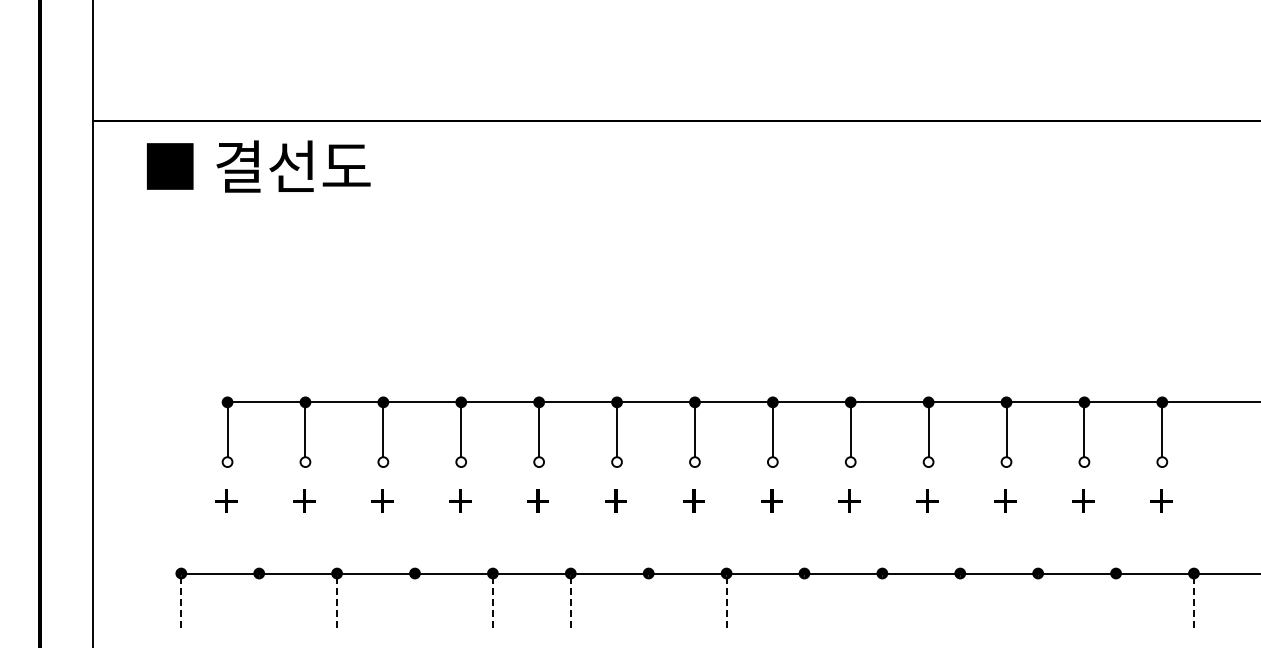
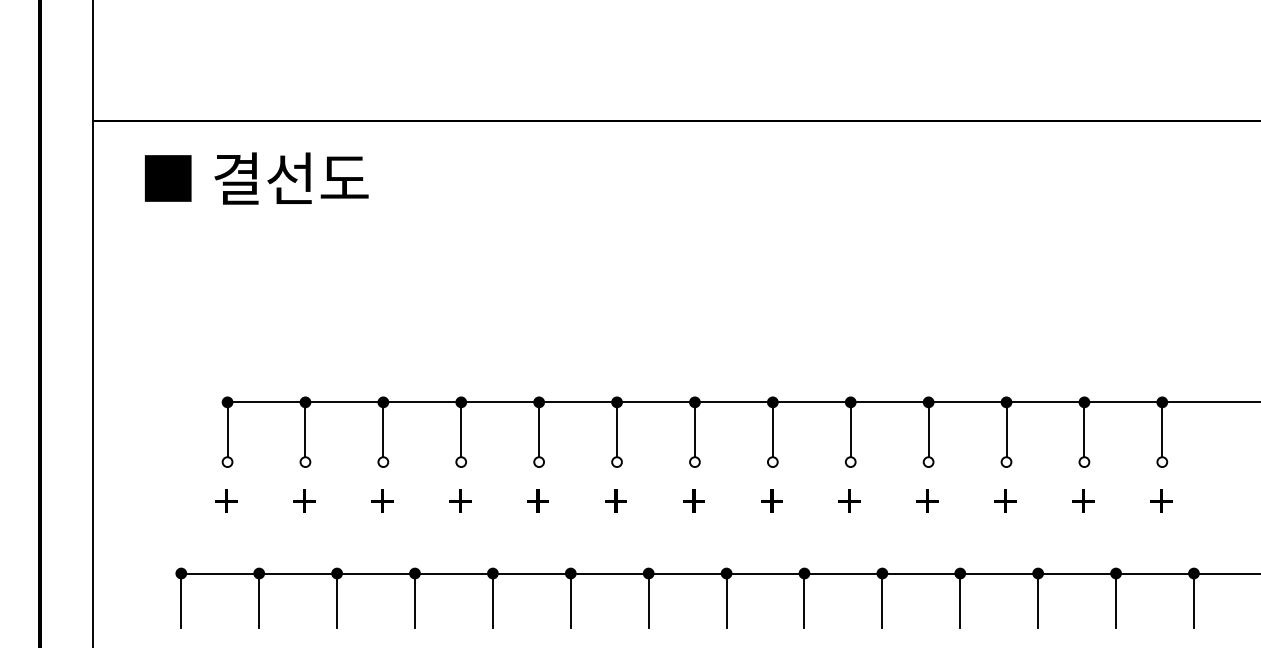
text position: (258, 166) -> (256, 178) (256, 178)
line: dashed -> solid (181, 600)
line: none -> present (259, 600)
line: dashed -> solid (337, 600)
line: none -> present (415, 600)
line: dashed -> solid (492, 600)
line: dashed -> solid (570, 600)
line: none -> present (648, 600)
line: dashed -> solid (726, 600)
line: none -> present (804, 600)
line: none -> present (882, 600)
line: none -> present (960, 600)
line: none -> present (1038, 600)
line: none -> present (1116, 600)
line: dashed -> solid (1193, 600)
